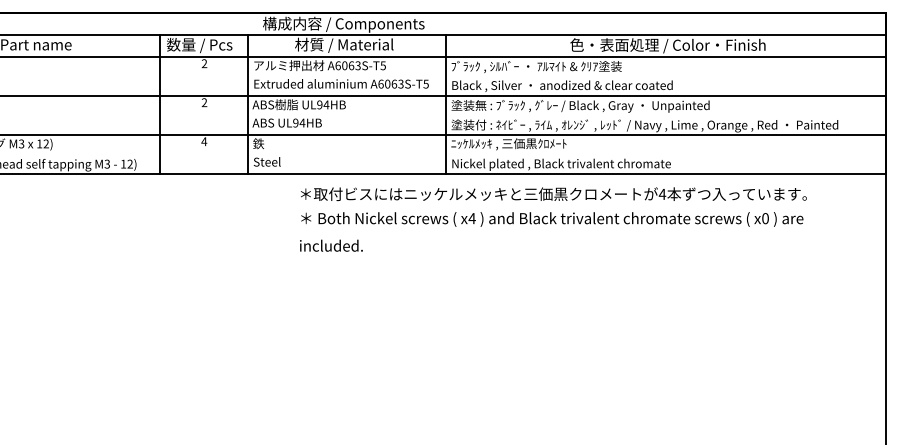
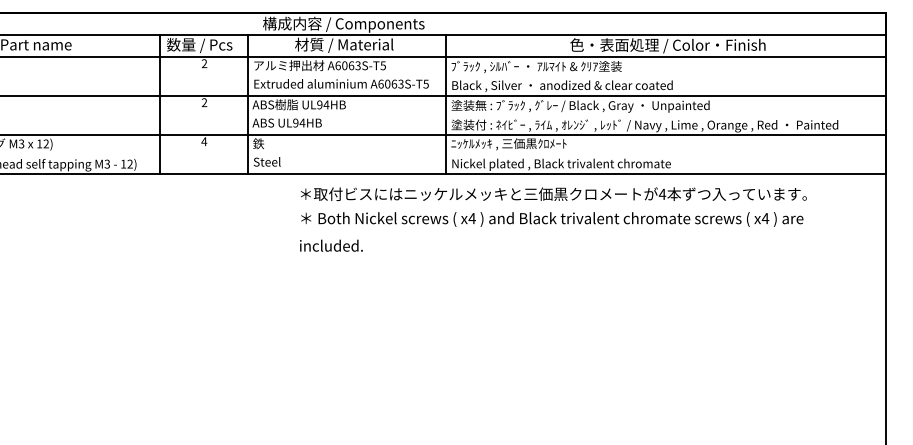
text: x0 -> x4 (765, 218)
